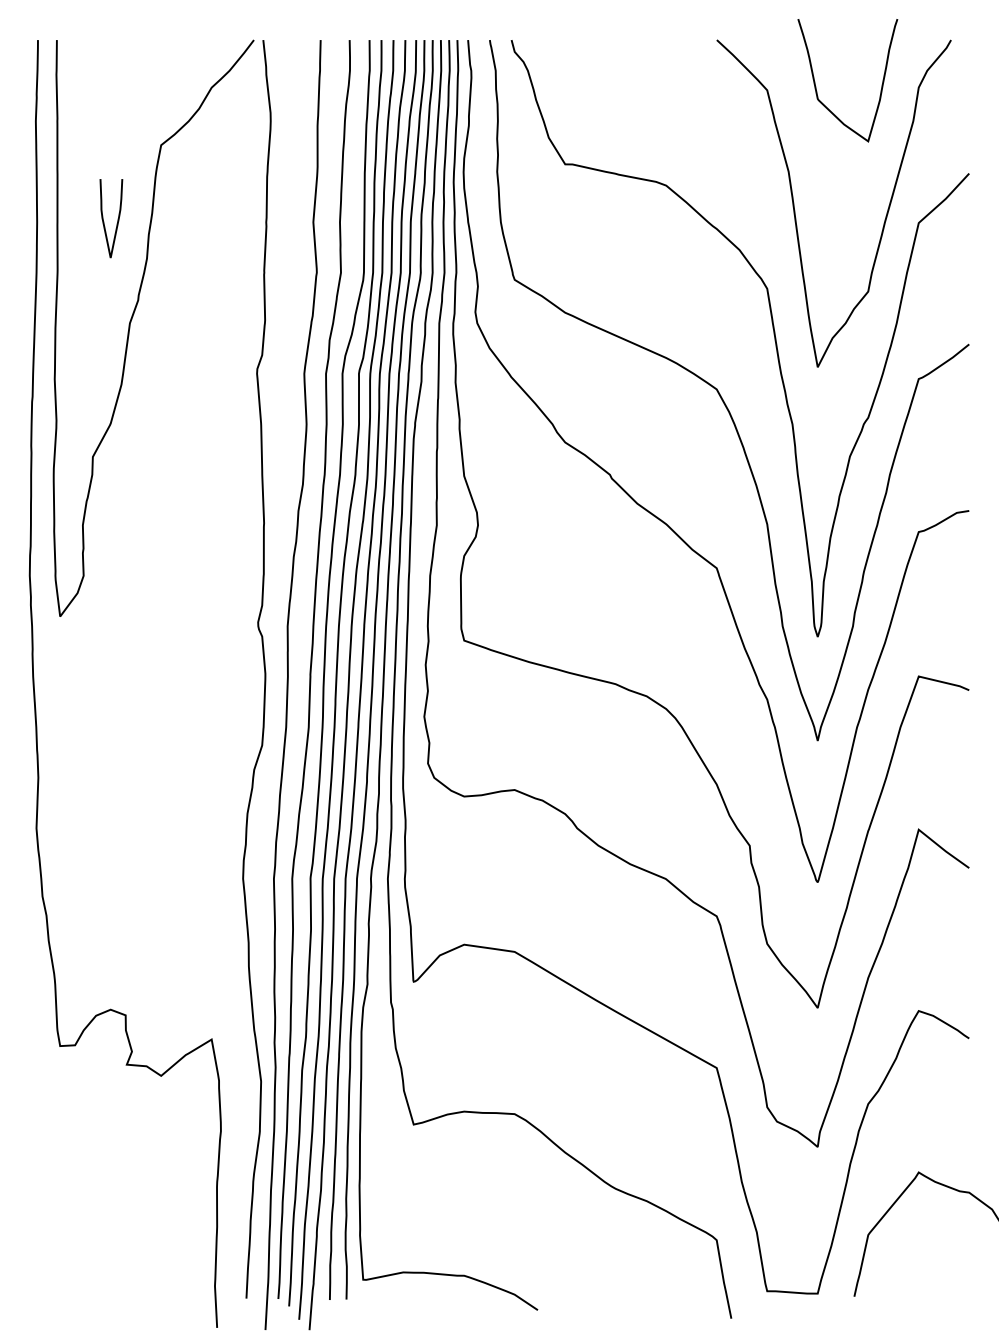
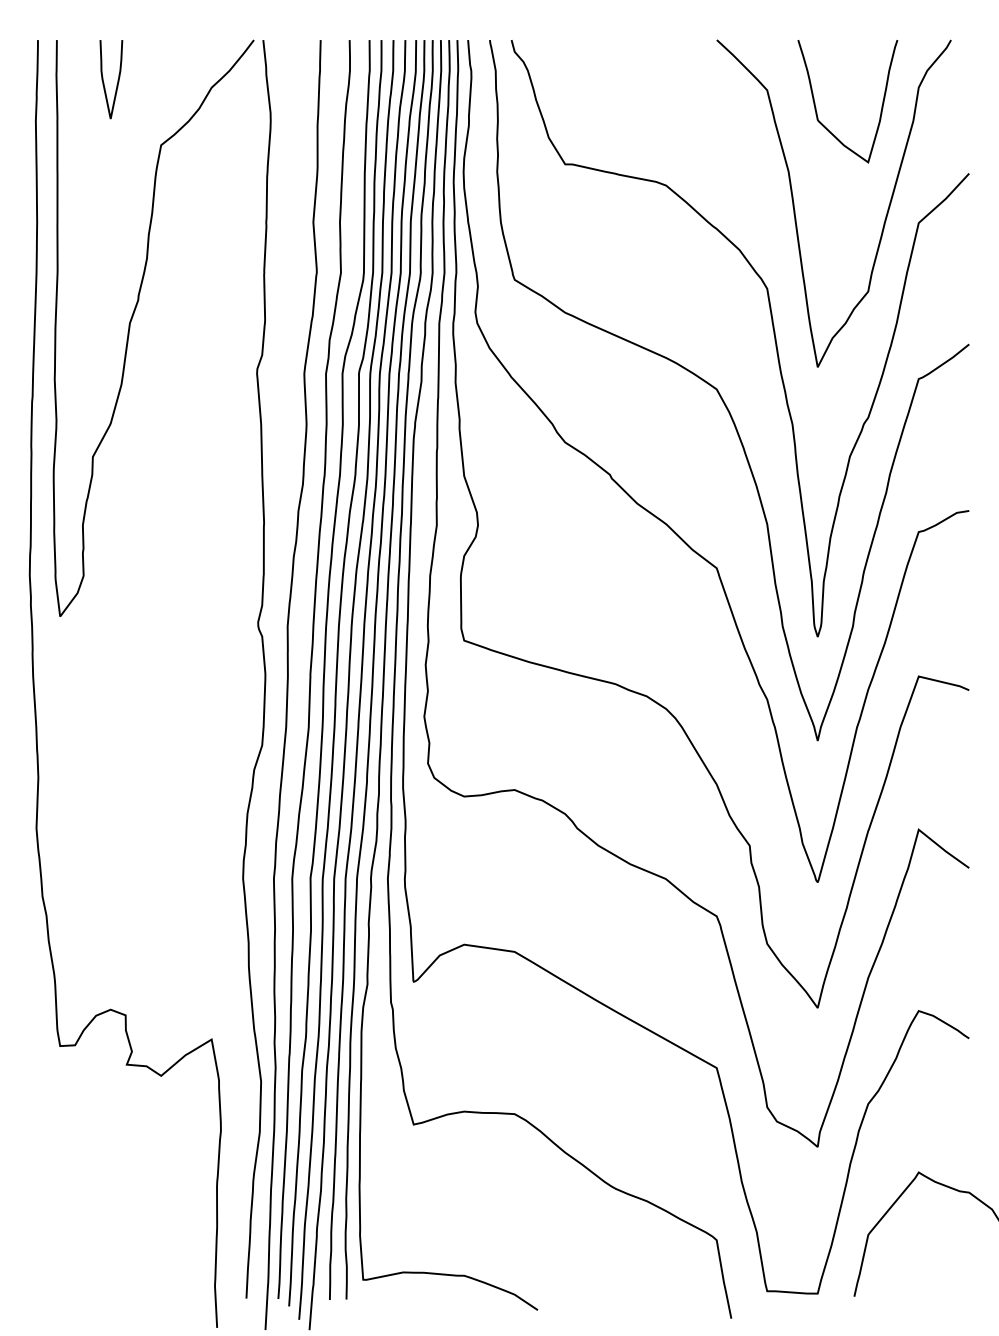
curve position: (816, 86) -> (816, 107) (816, 107)
curve position: (117, 218) -> (117, 79) (117, 79)
